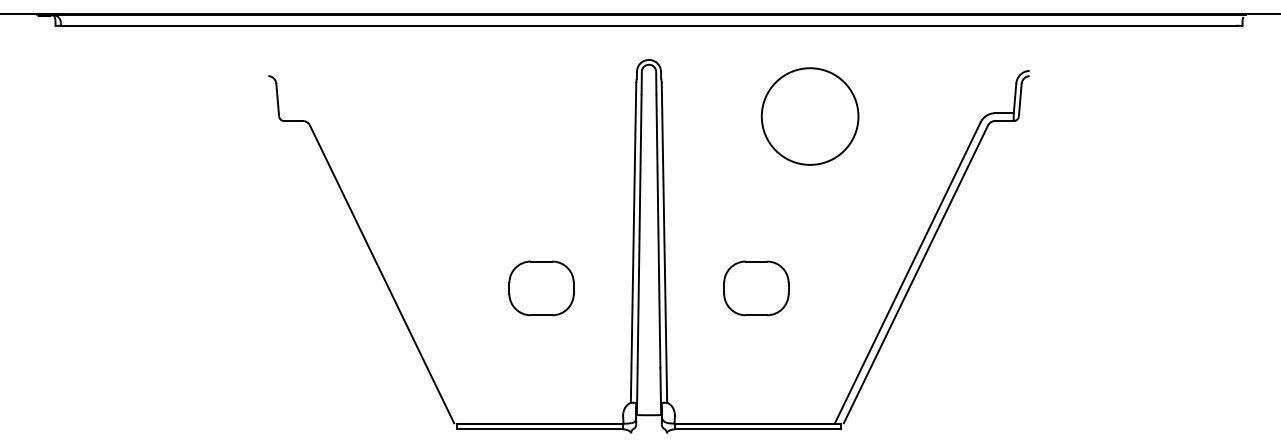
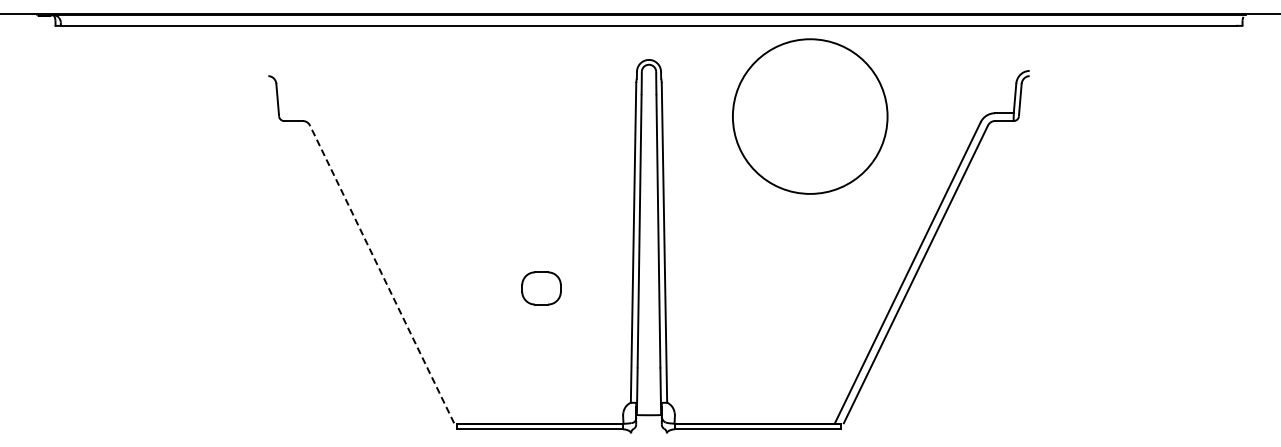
circle size: 100x99 px -> 157x157 px (810, 116)
line: solid -> dashed (381, 274)
part size: 67x57 px -> 41x35 px (541, 288)
part: present -> none (756, 288)
